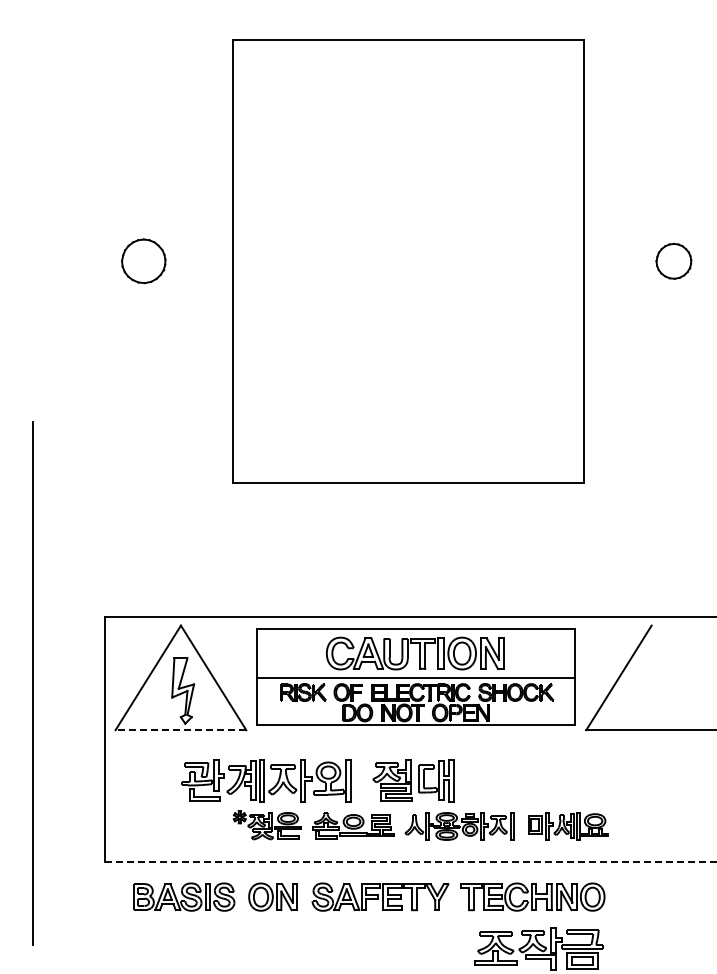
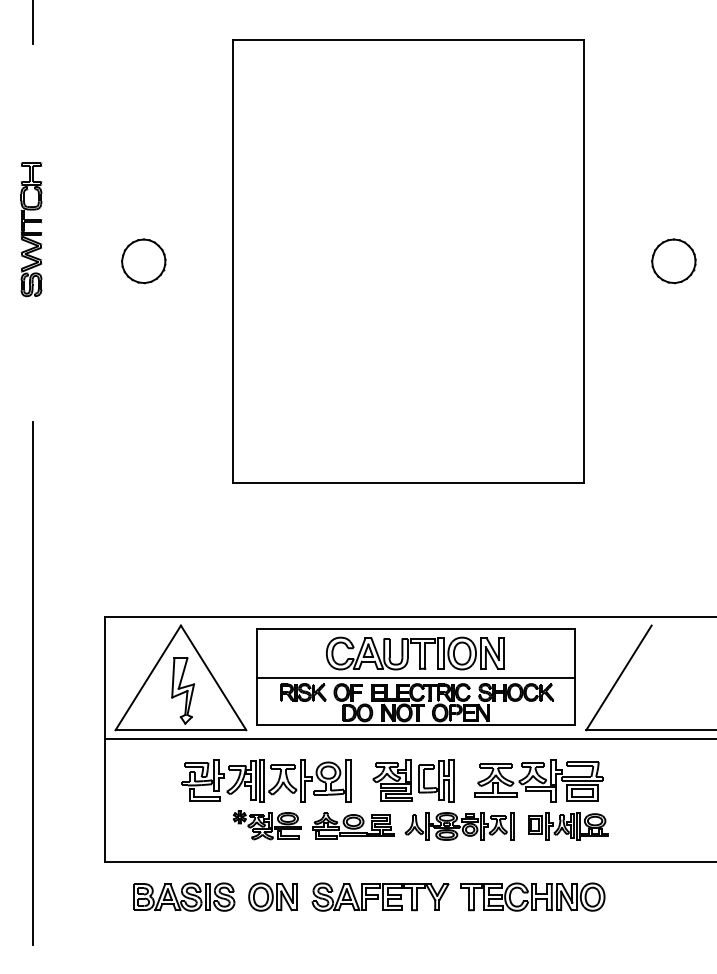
line: none -> present (33, 22)
part: none -> present (31, 229)
part size: 38x37 px -> 46x47 px (673, 261)
line: dashed -> solid (180, 730)
line: none -> present (408, 738)
line: dashed -> solid (411, 861)
part position: (538, 948) -> (538, 780) (538, 780)
